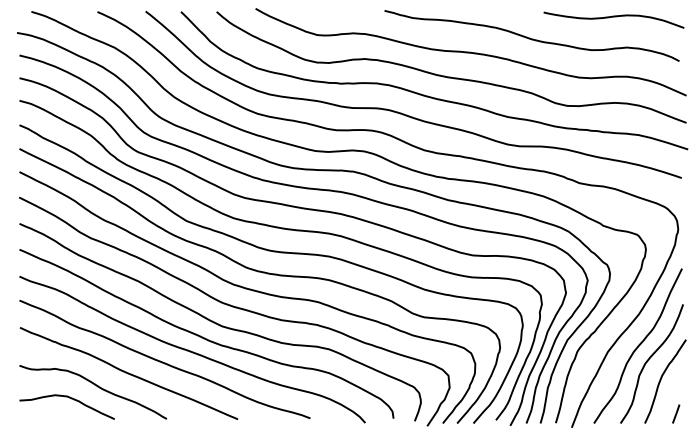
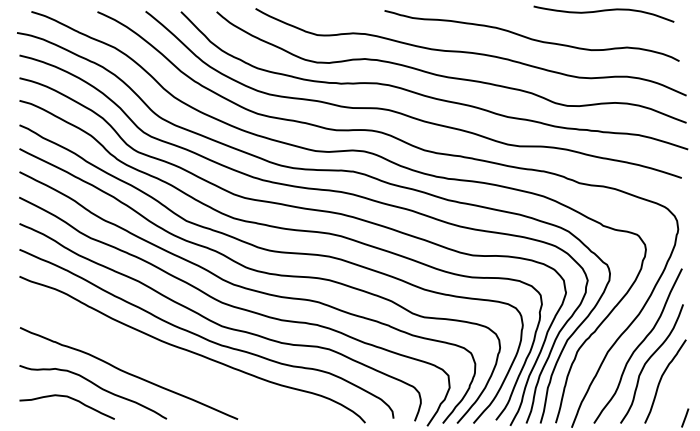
curve position: (613, 17) -> (603, 11) (603, 11)
curve: present -> none (163, 361)
line position: (676, 413) -> (685, 417) (685, 417)
